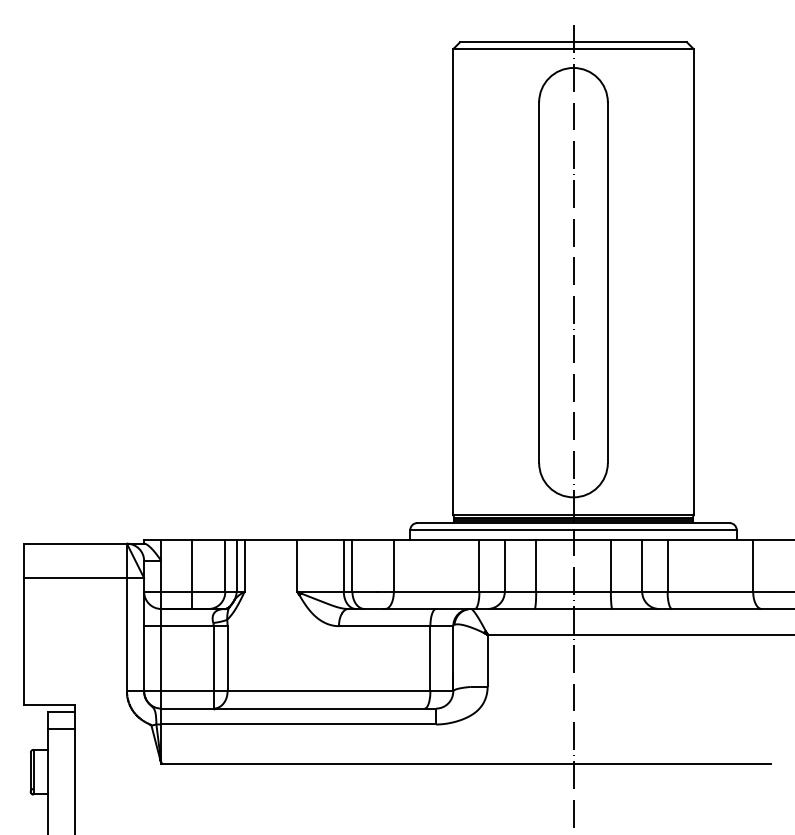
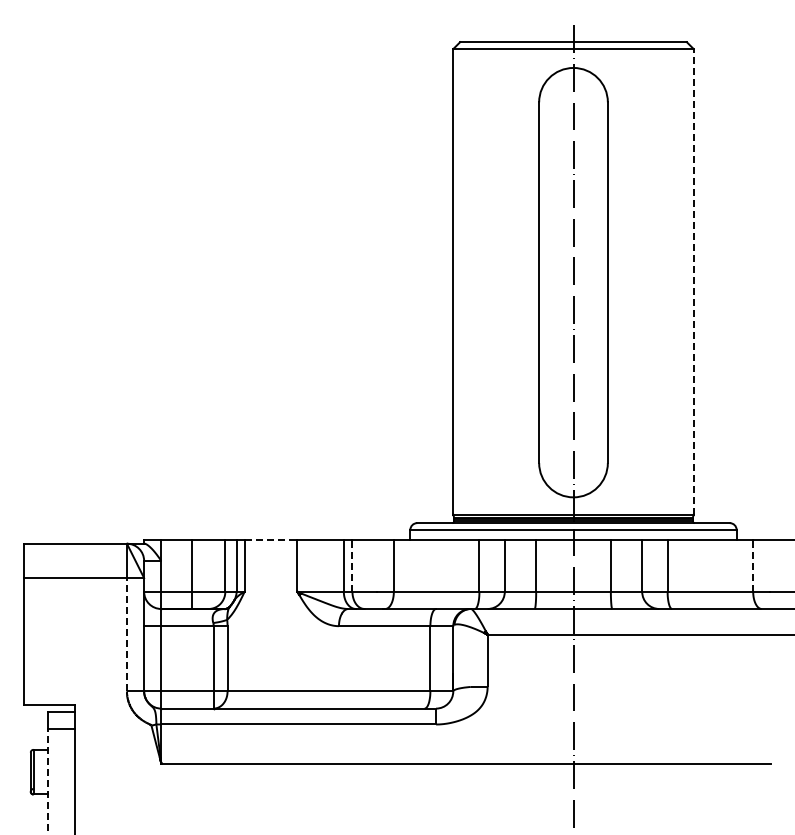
line: solid -> dashed (693, 281)
line: solid -> dashed (271, 540)
line: solid -> dashed (352, 566)
line: solid -> dashed (753, 566)
line: solid -> dashed (126, 634)
line: solid -> dashed (47, 781)
